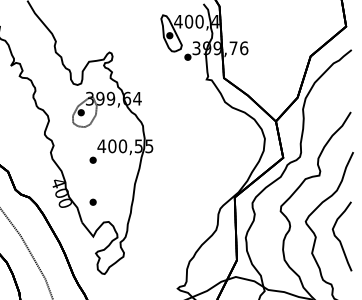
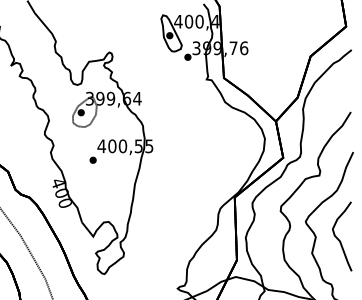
part: present -> none (92, 201)
